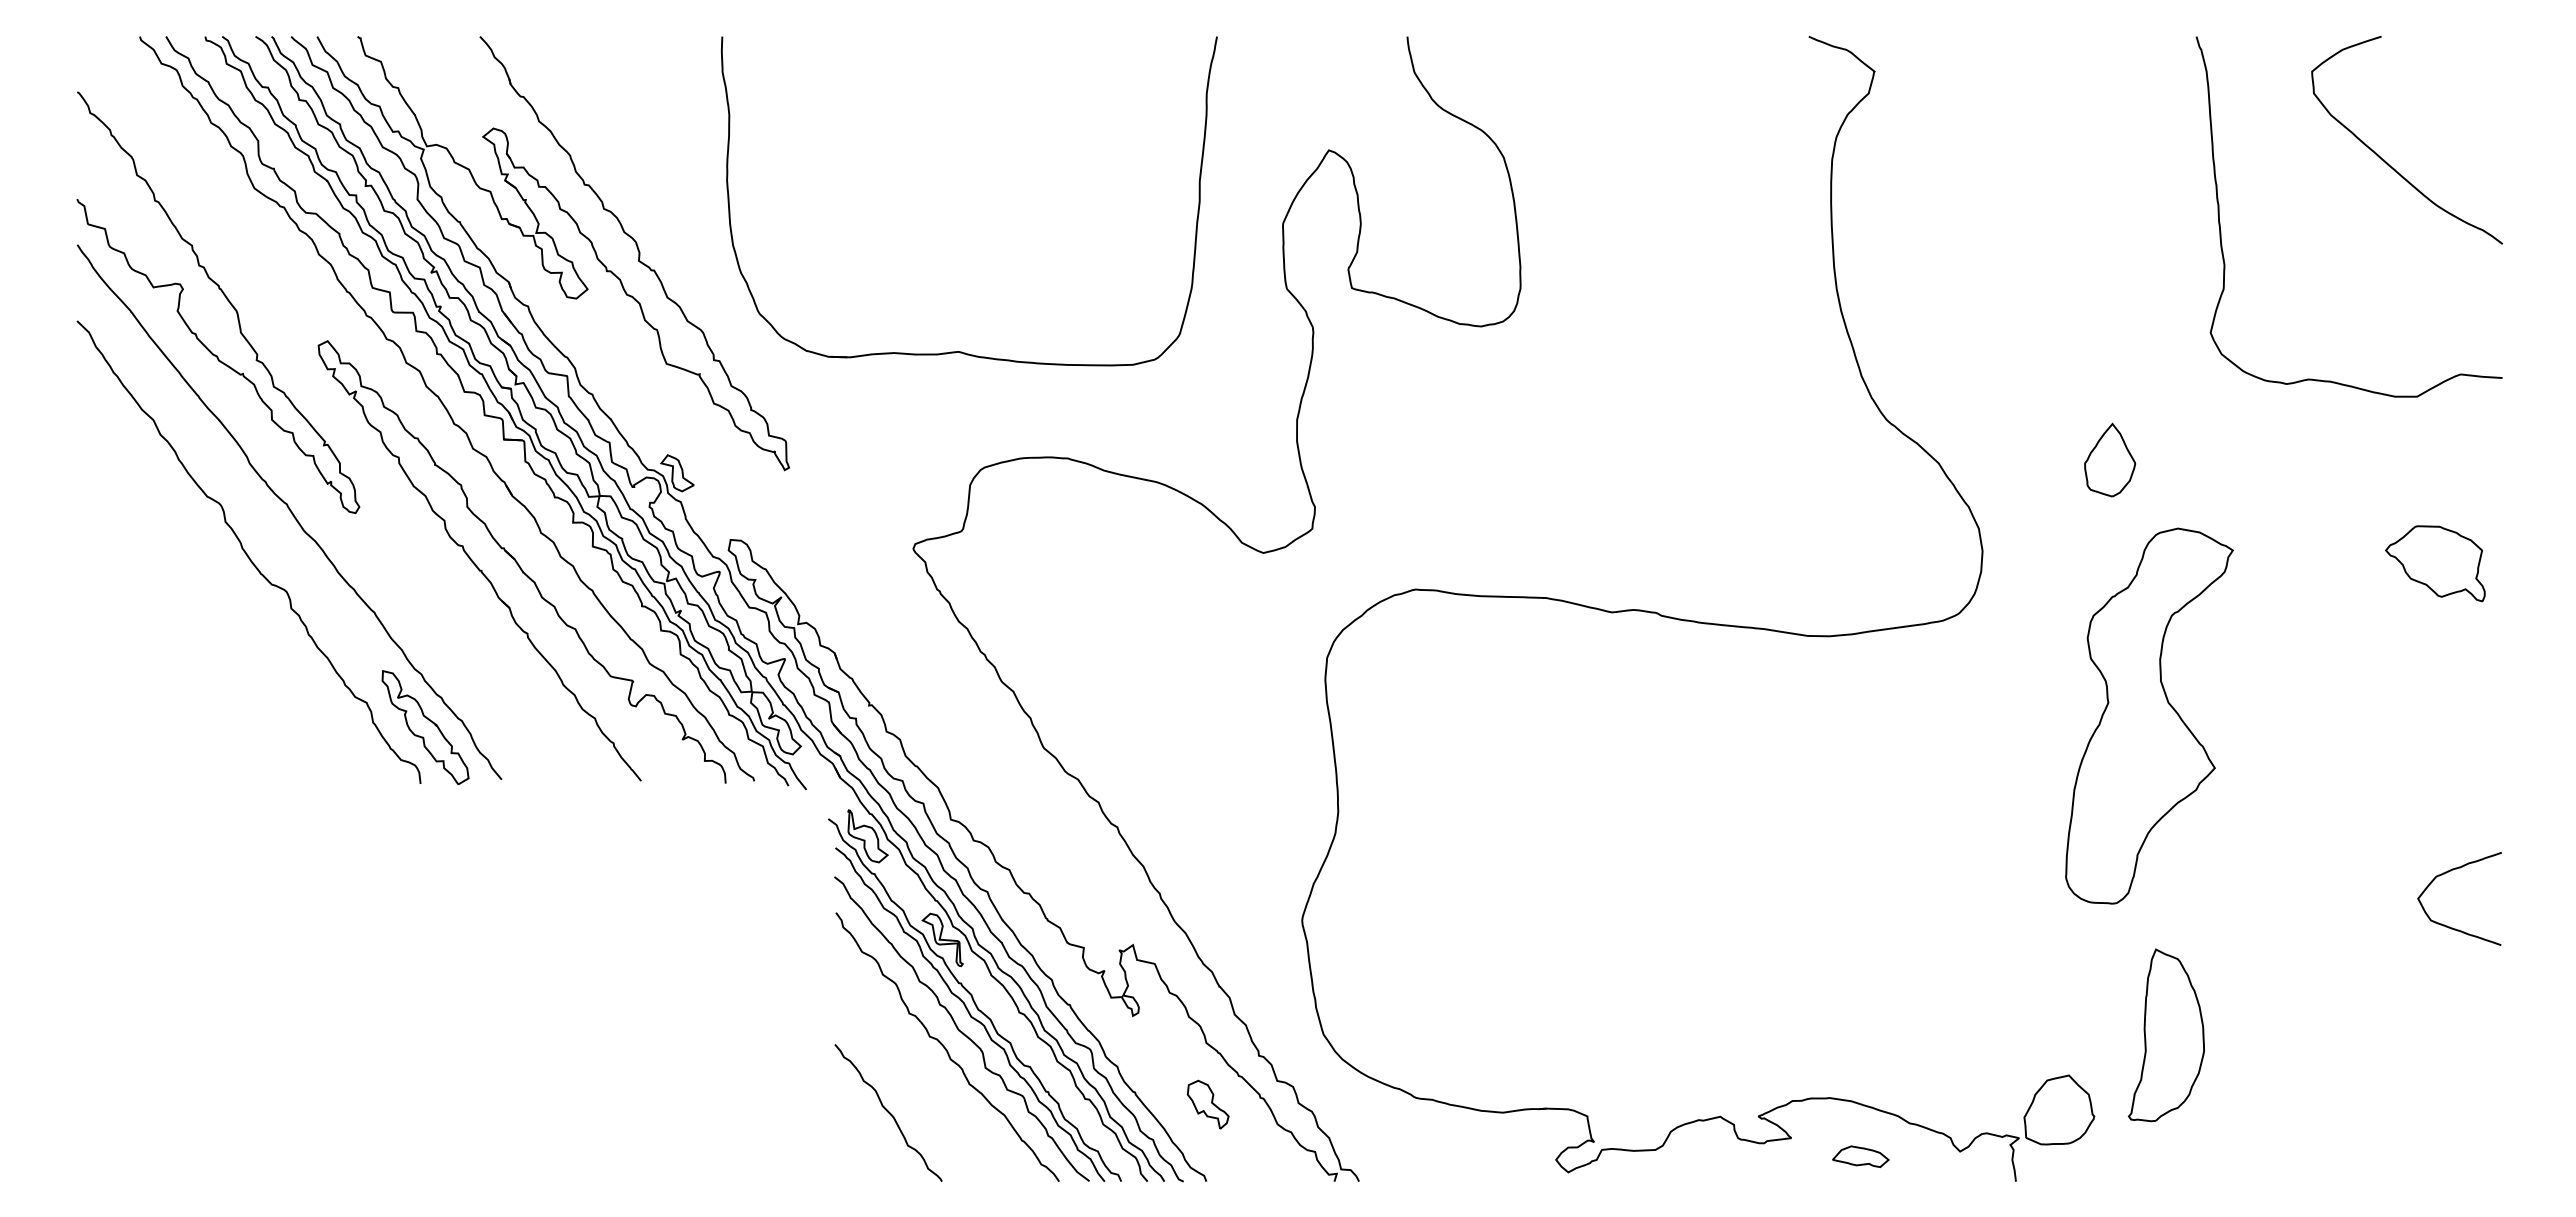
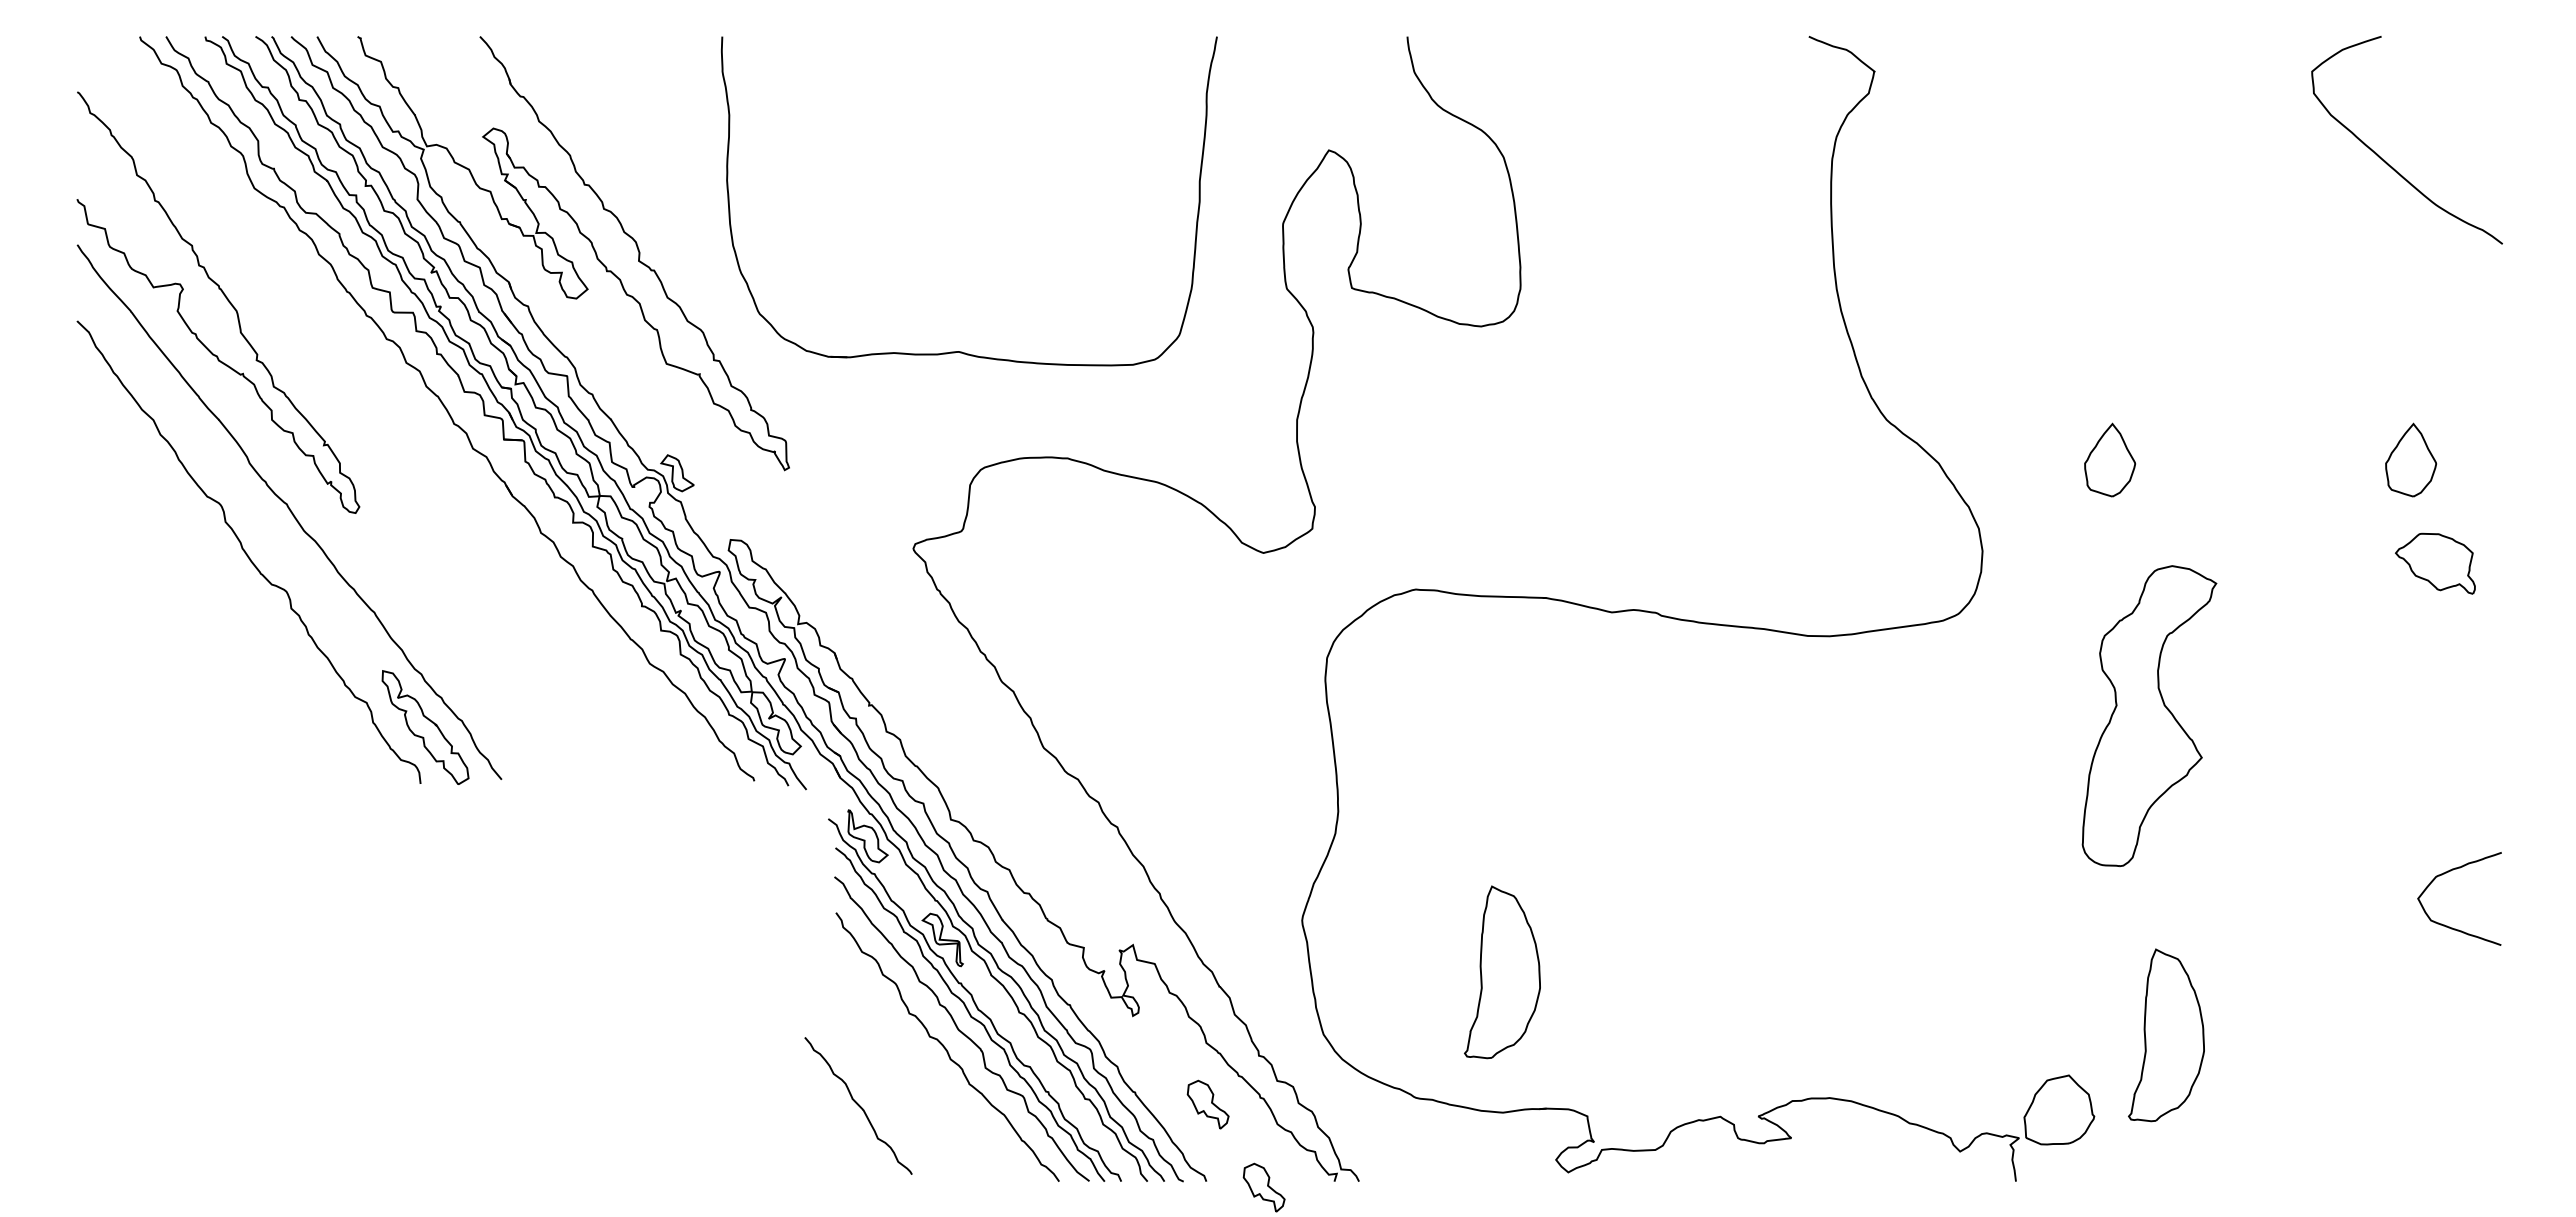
curve: present -> none (2221, 231)
part: none -> present (2411, 459)
part: present -> none (521, 561)
part size: 101x78 px -> 81x63 px (2435, 563)
part size: 169x378 px -> 137x302 px (2149, 715)
part: none -> present (1502, 972)
curve position: (888, 1112) -> (858, 1105) (858, 1105)
part: present -> none (1860, 1156)
part: none -> present (1263, 1187)
